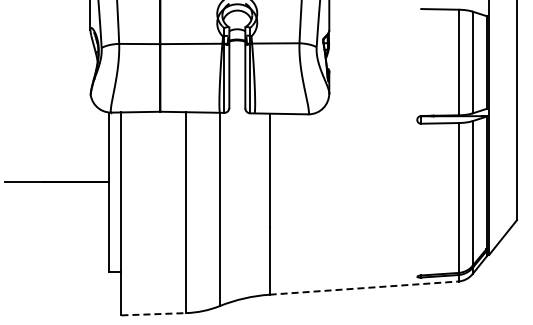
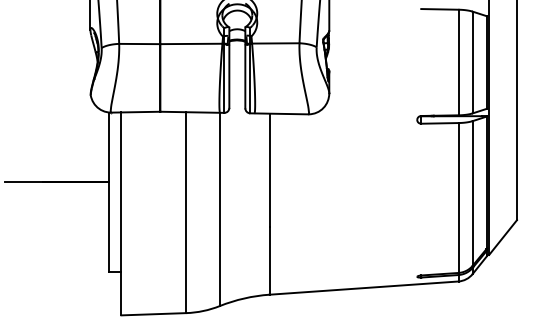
line: dashed -> solid (364, 288)
line: dashed -> solid (154, 314)
